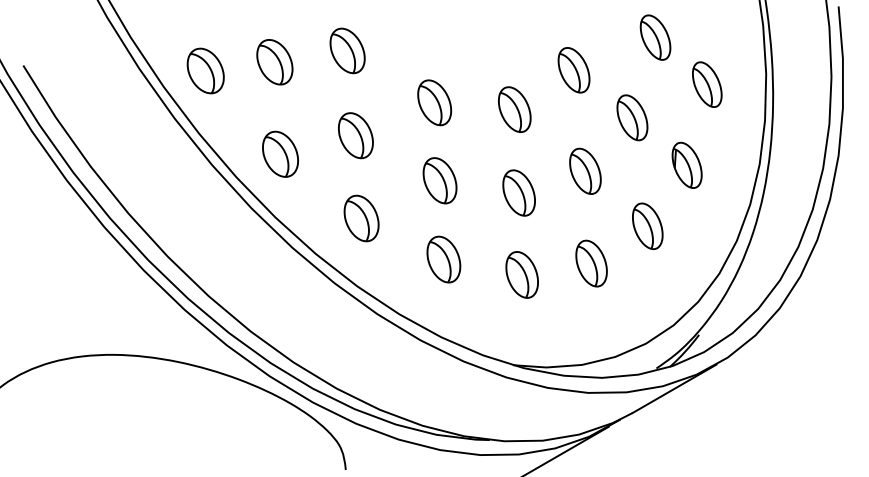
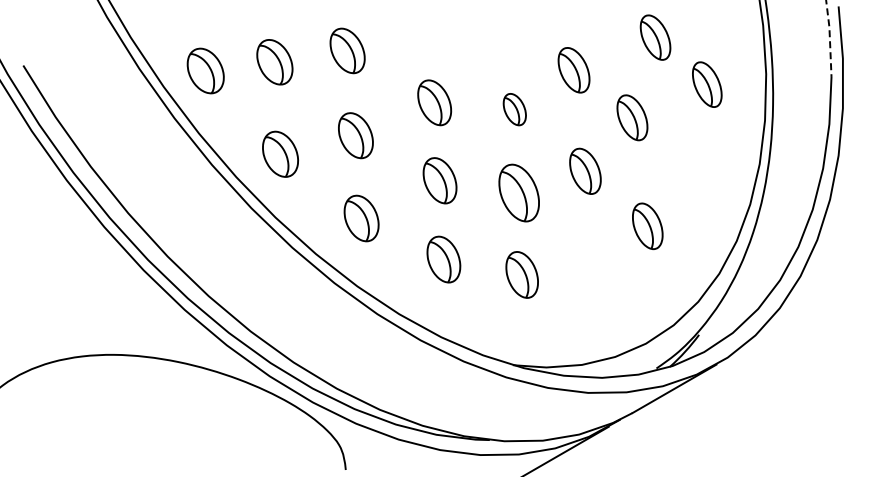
line: solid -> dashed (829, 38)
part size: 34x47 px -> 25x34 px (514, 109)
part: present -> none (686, 164)
part size: 34x48 px -> 42x60 px (518, 192)
part: present -> none (591, 263)
